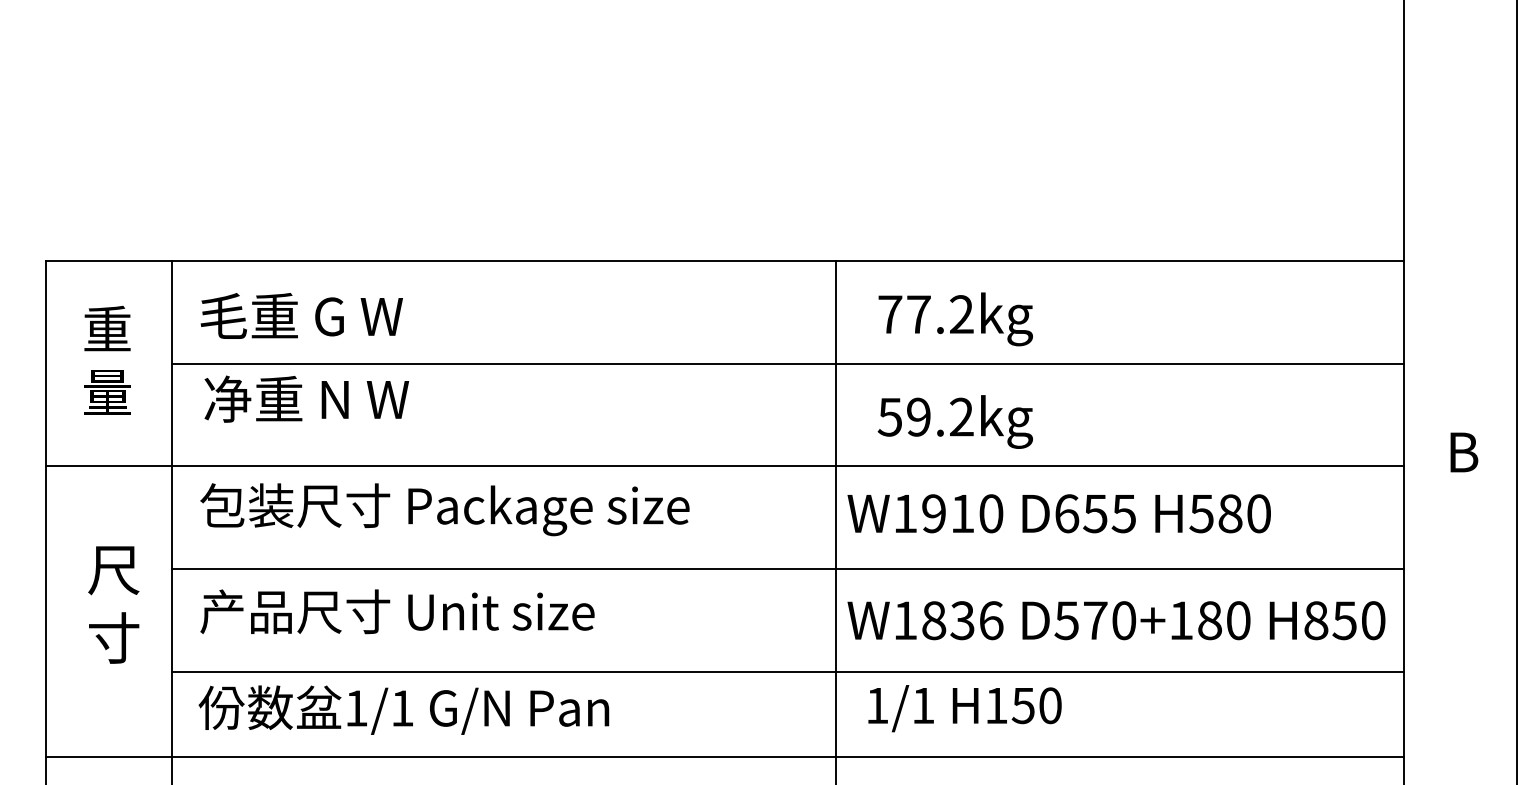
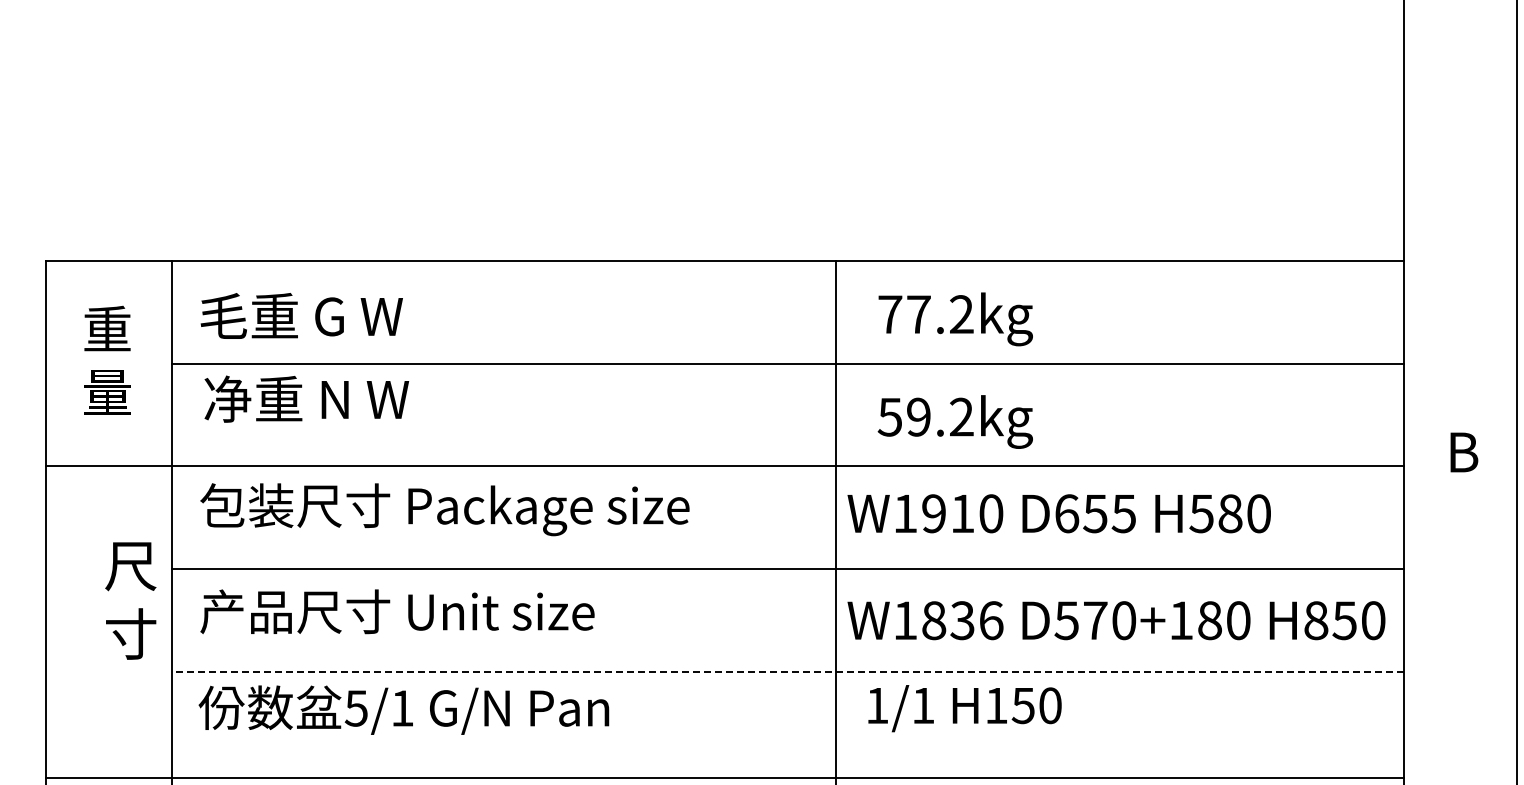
text position: (113, 604) -> (130, 600) (130, 600)
line: solid -> dashed (787, 671)
text: 1/1 -> 5/1 (355, 708)
line position: (724, 757) -> (724, 778) (724, 778)
